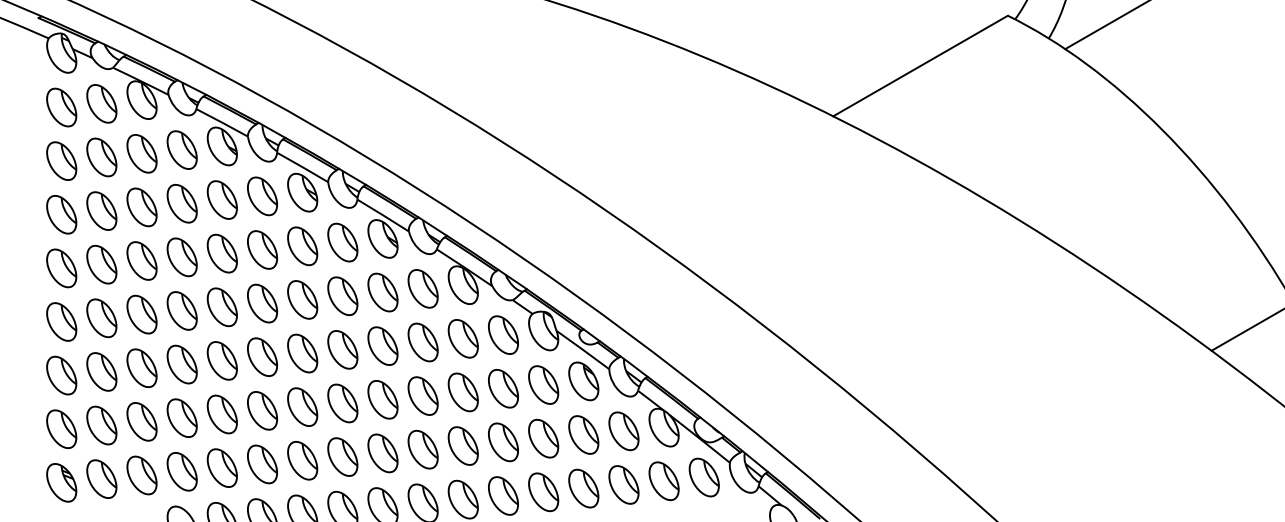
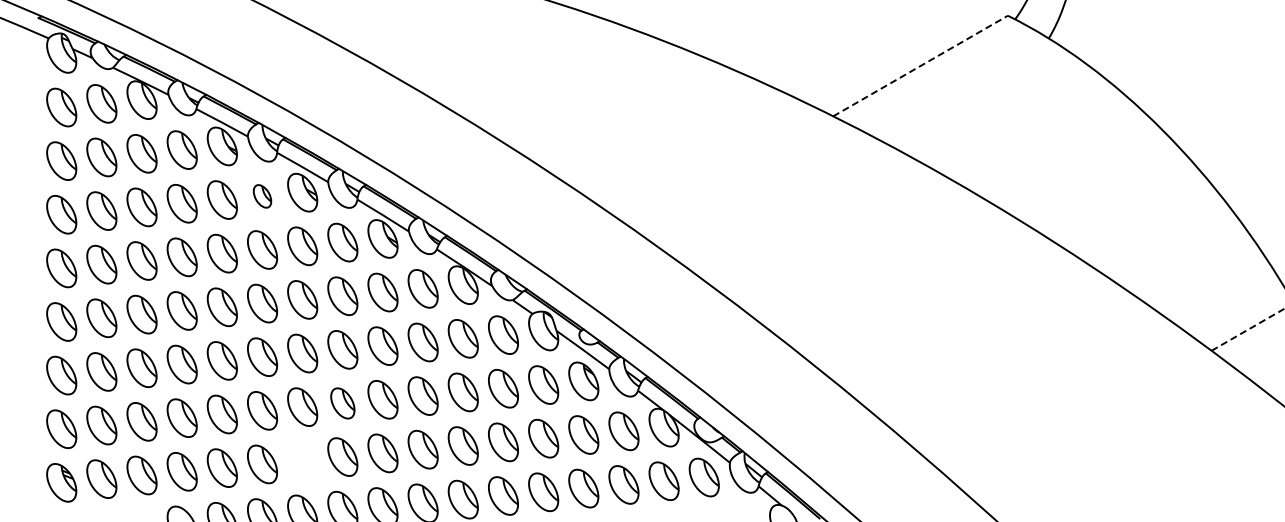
line: present -> none (1105, 25)
line: solid -> dashed (920, 66)
part size: 31x41 px -> 20x25 px (262, 196)
line: solid -> dashed (1248, 329)
part size: 32x41 px -> 26x33 px (342, 403)
part: present -> none (302, 460)
